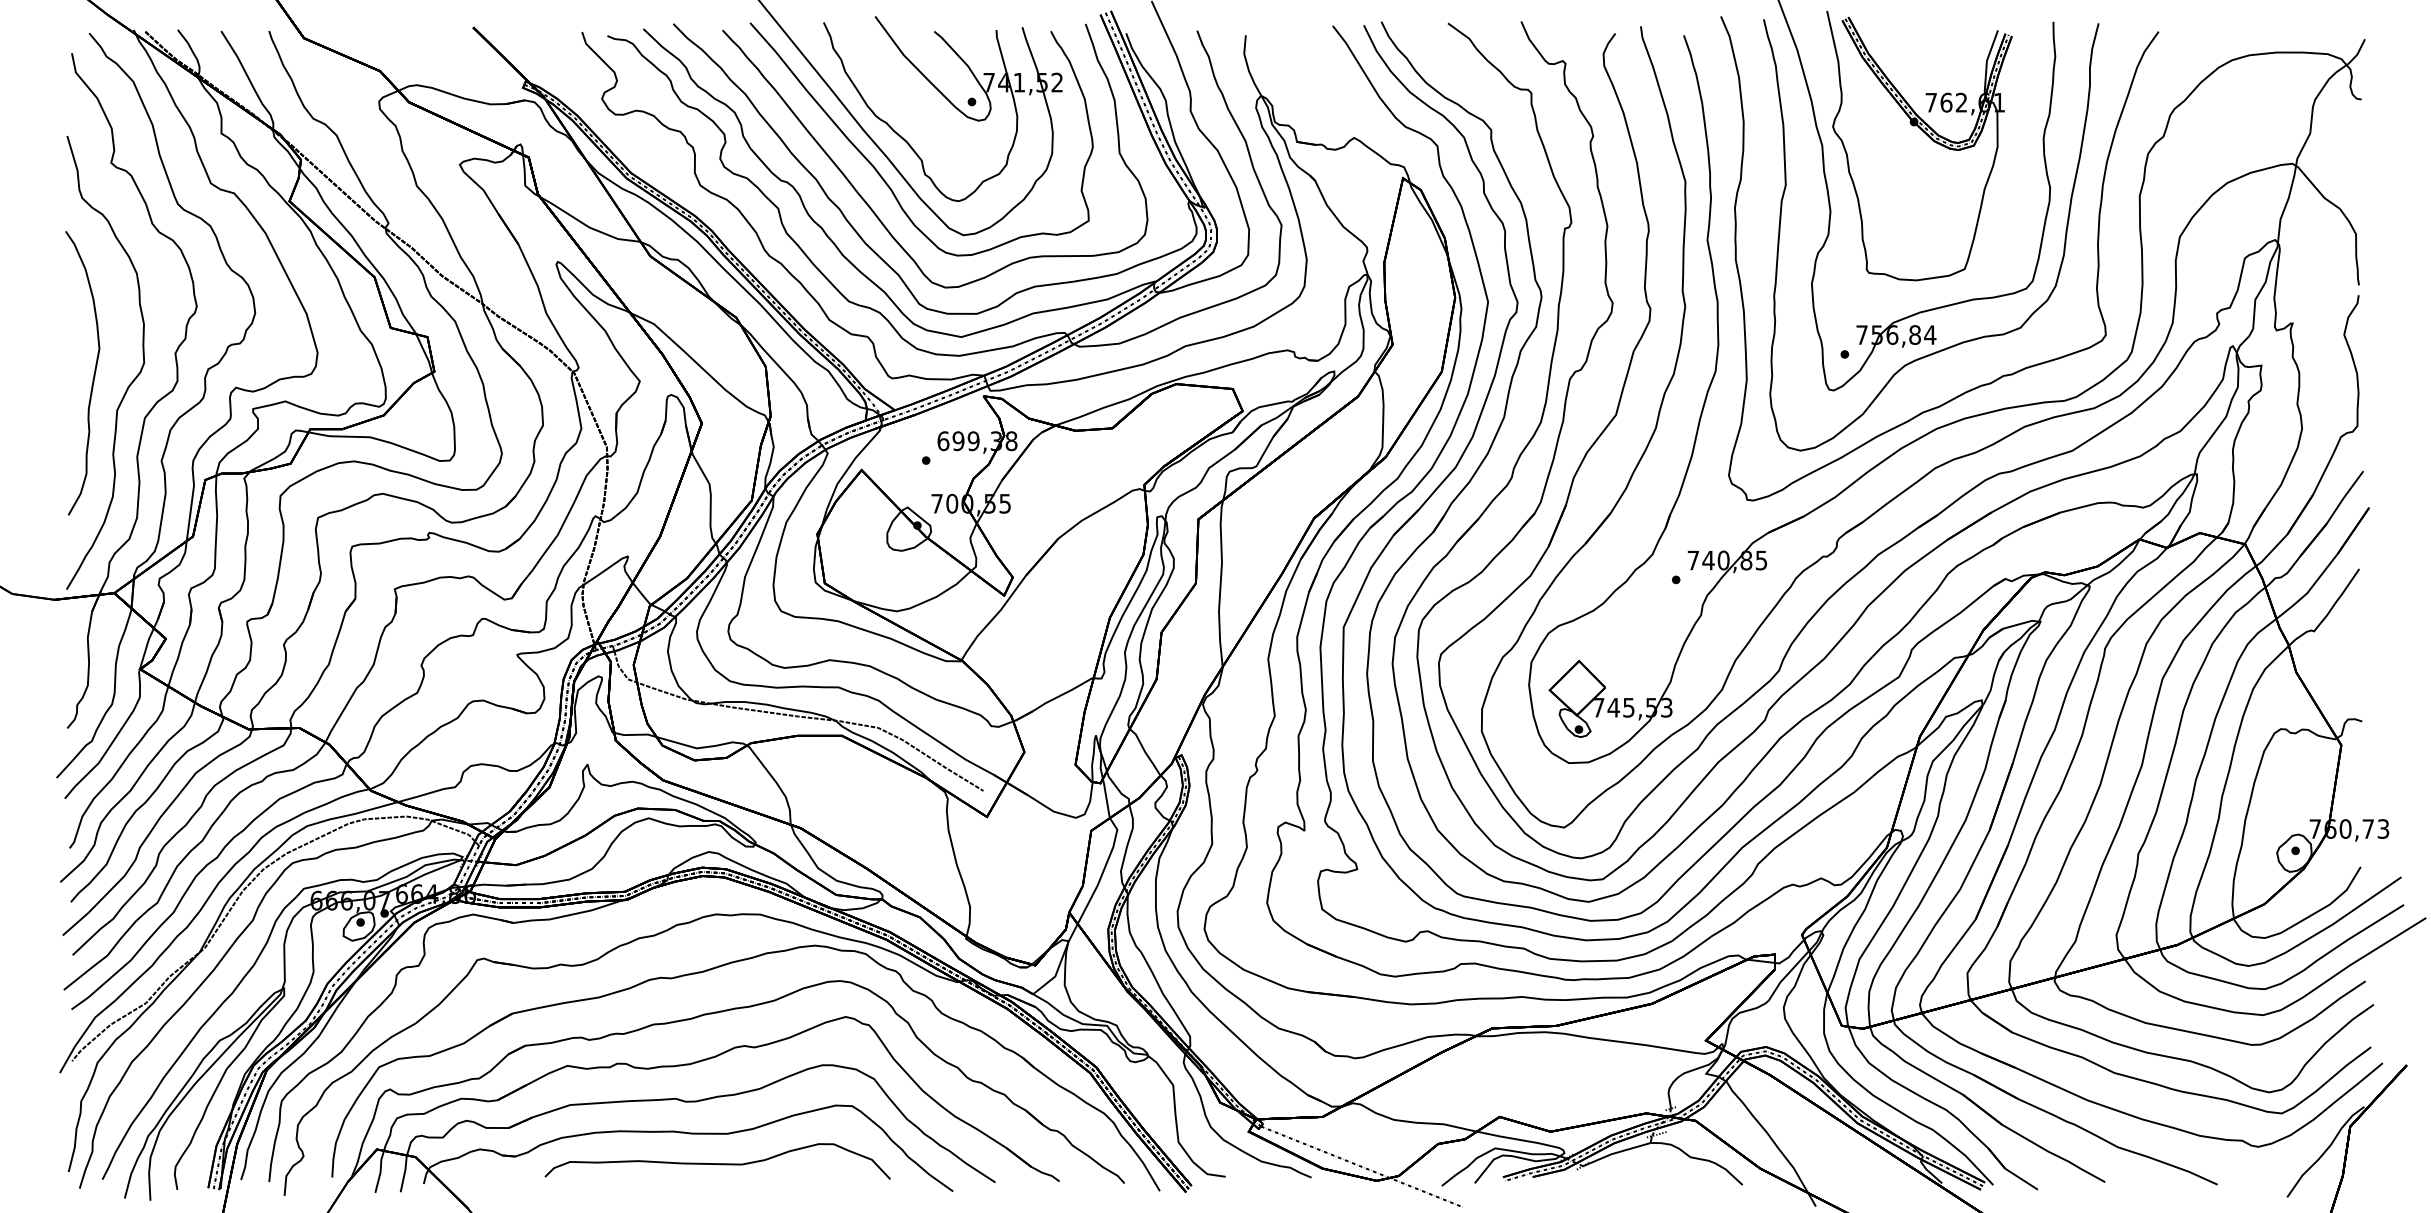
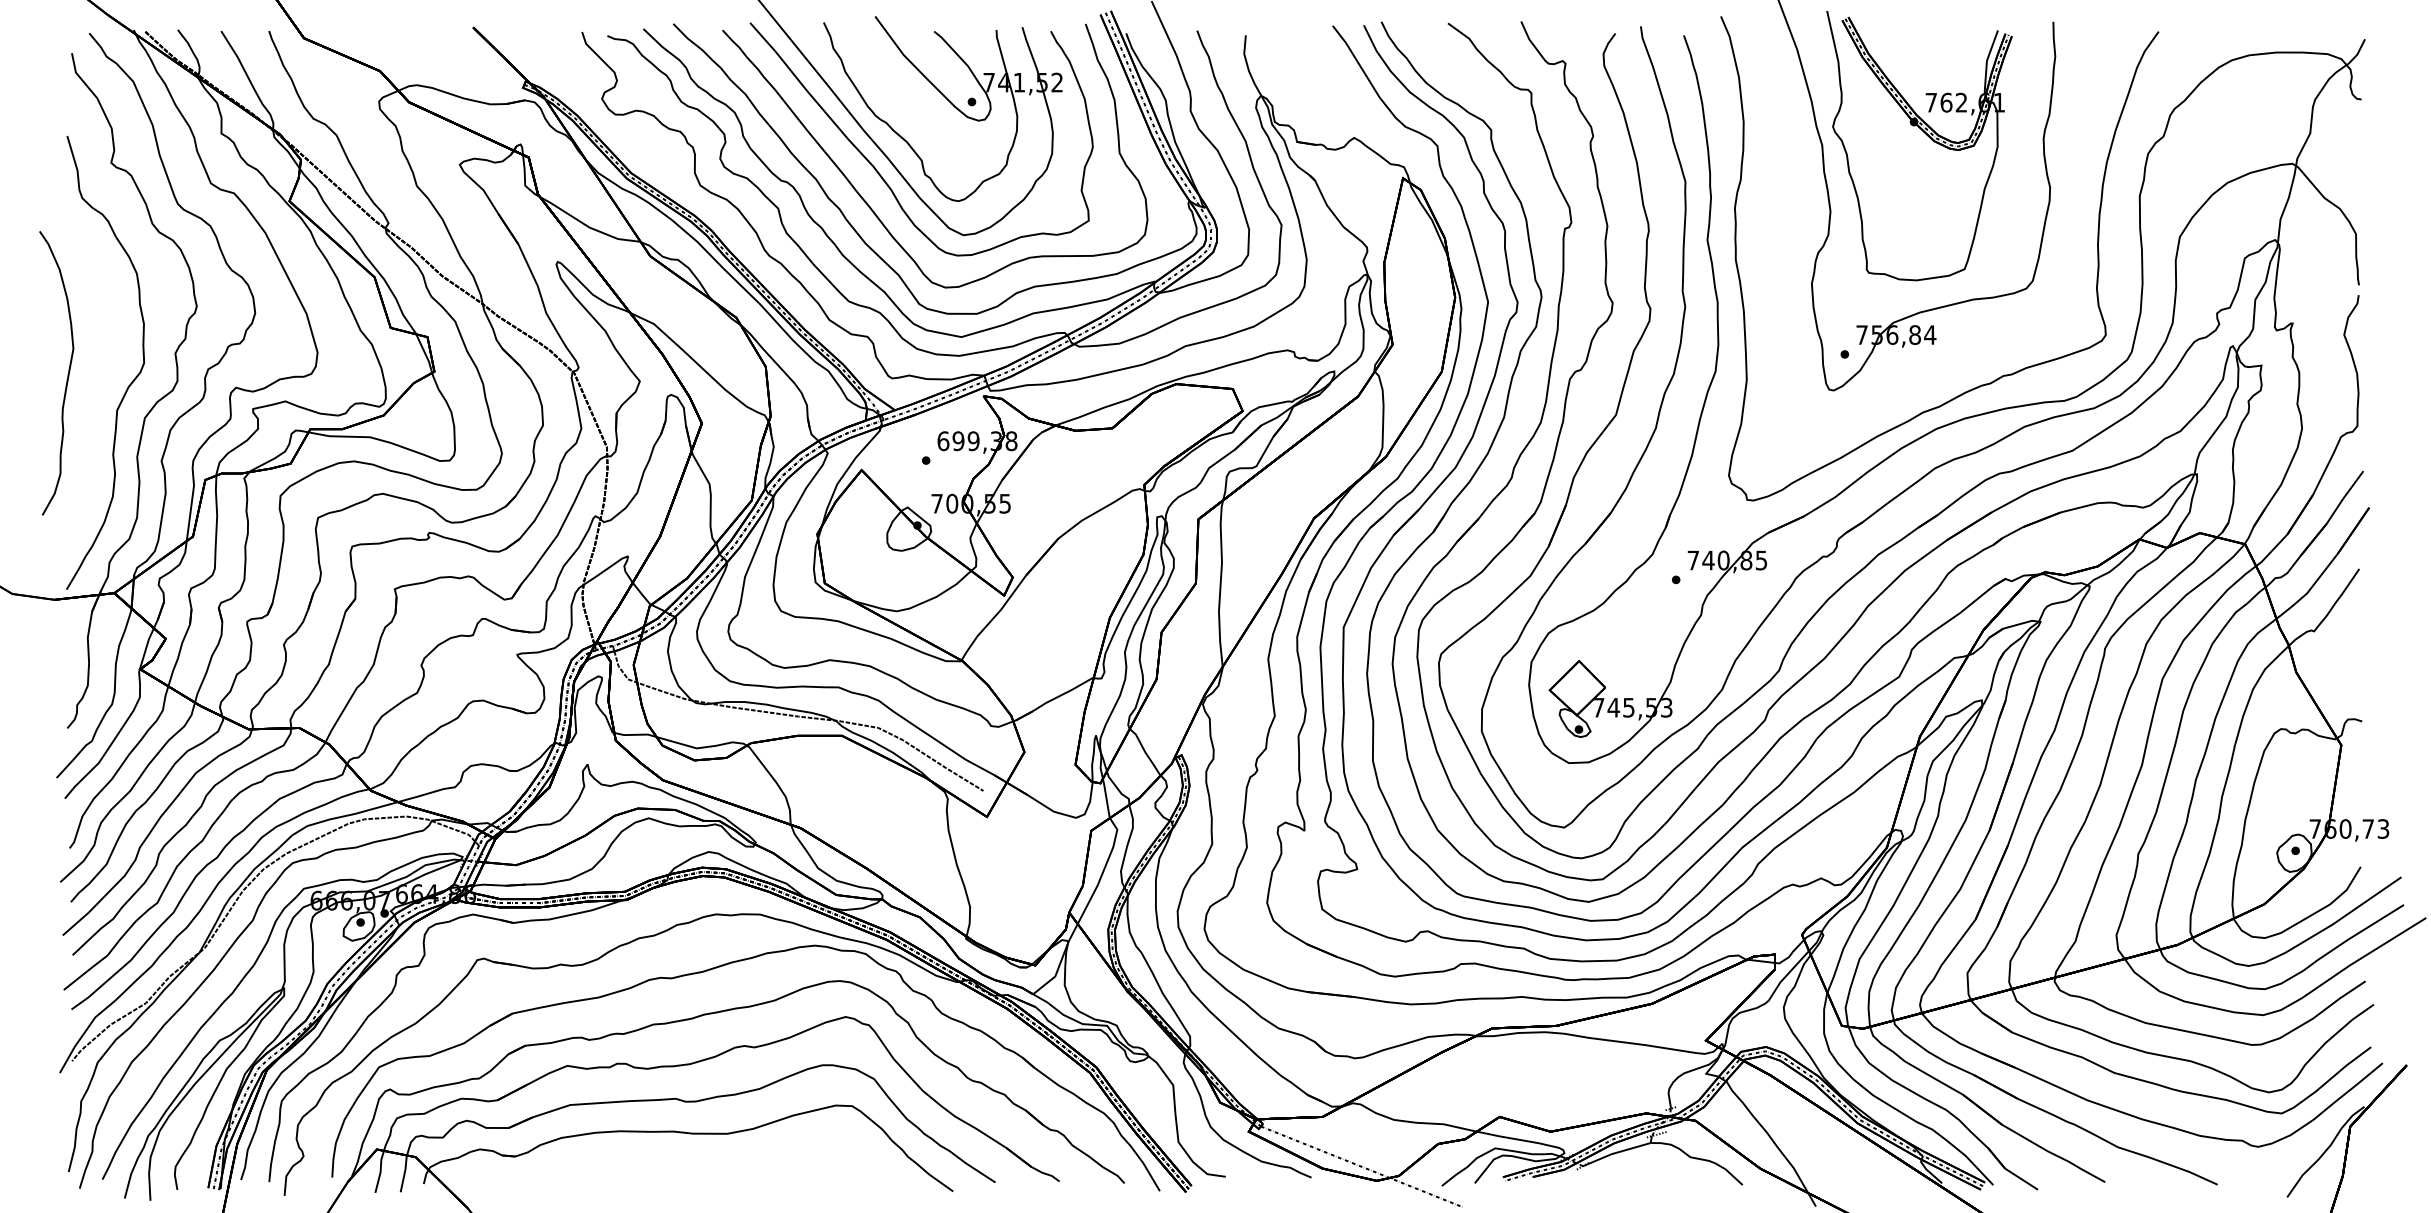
curve: present -> none (1965, 340)
curve position: (93, 374) -> (67, 374) (67, 374)
curve: present -> none (717, 1163)
